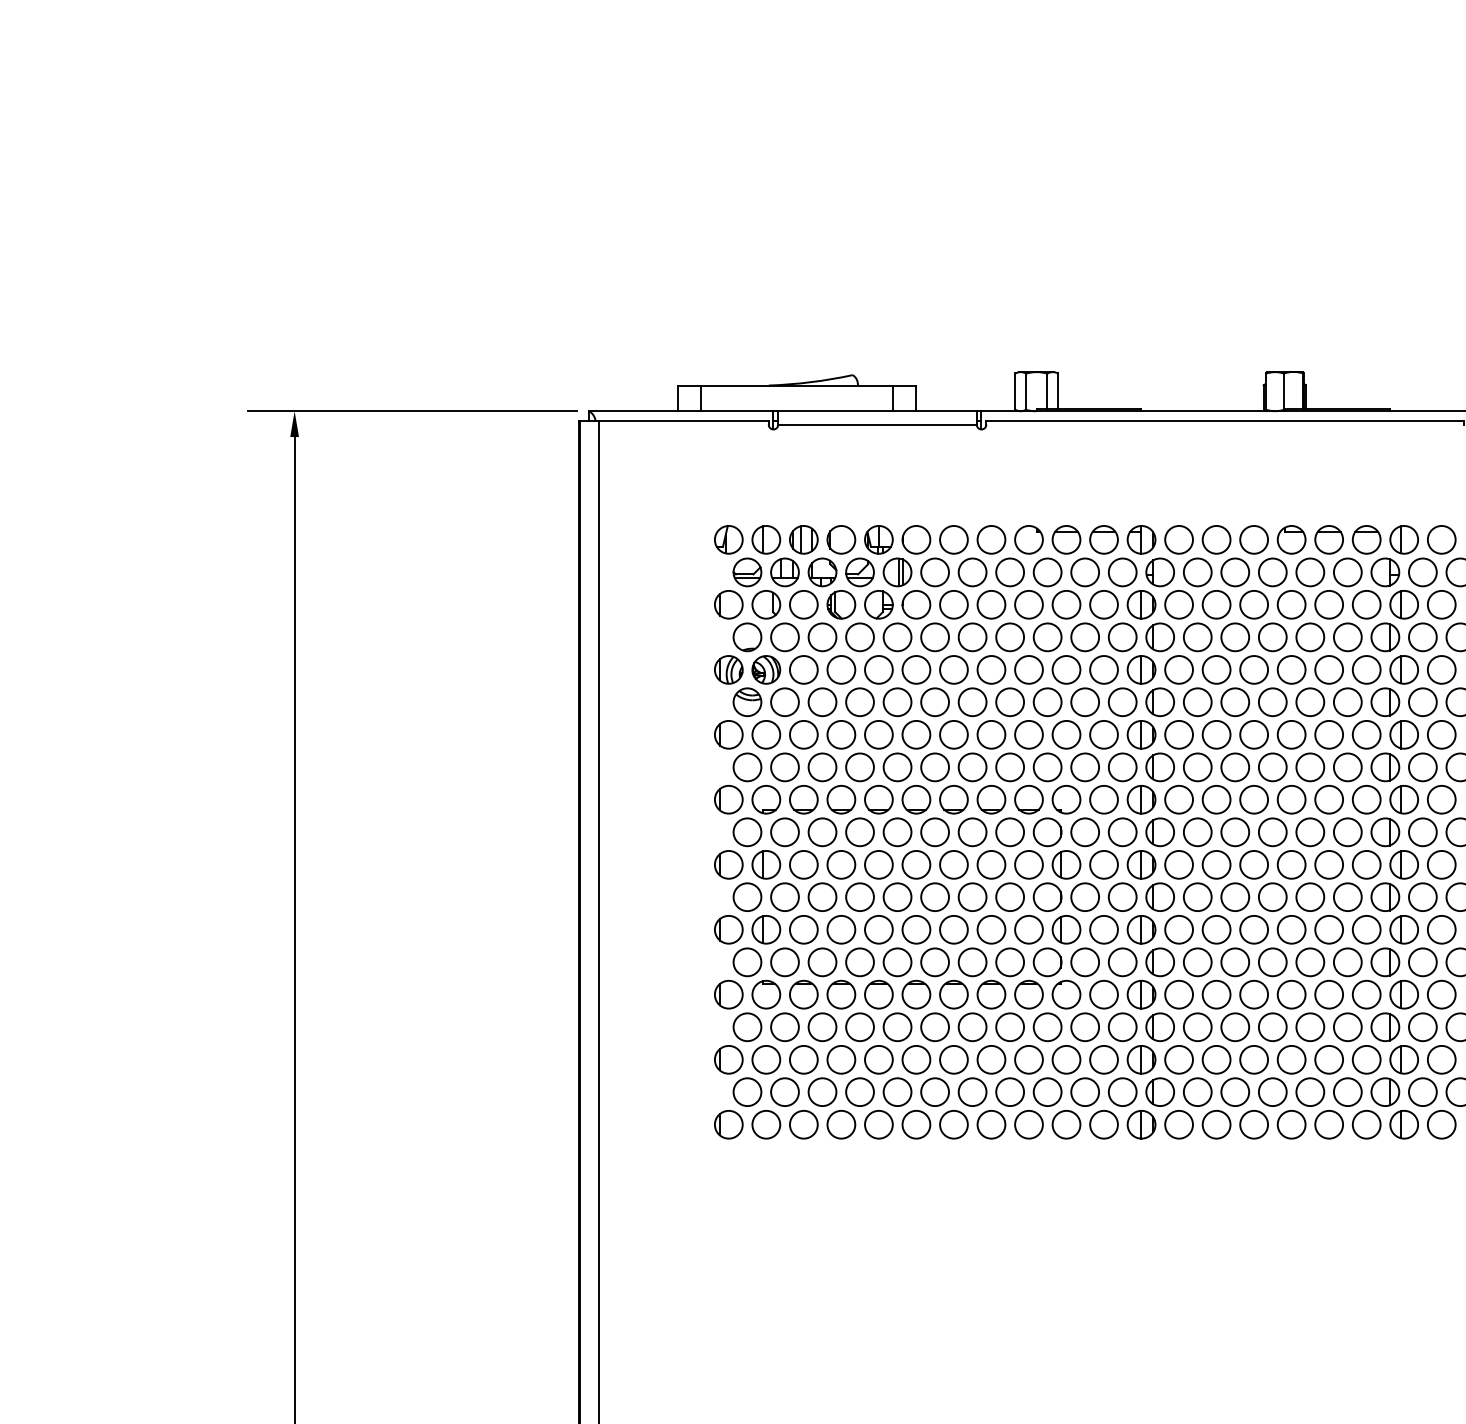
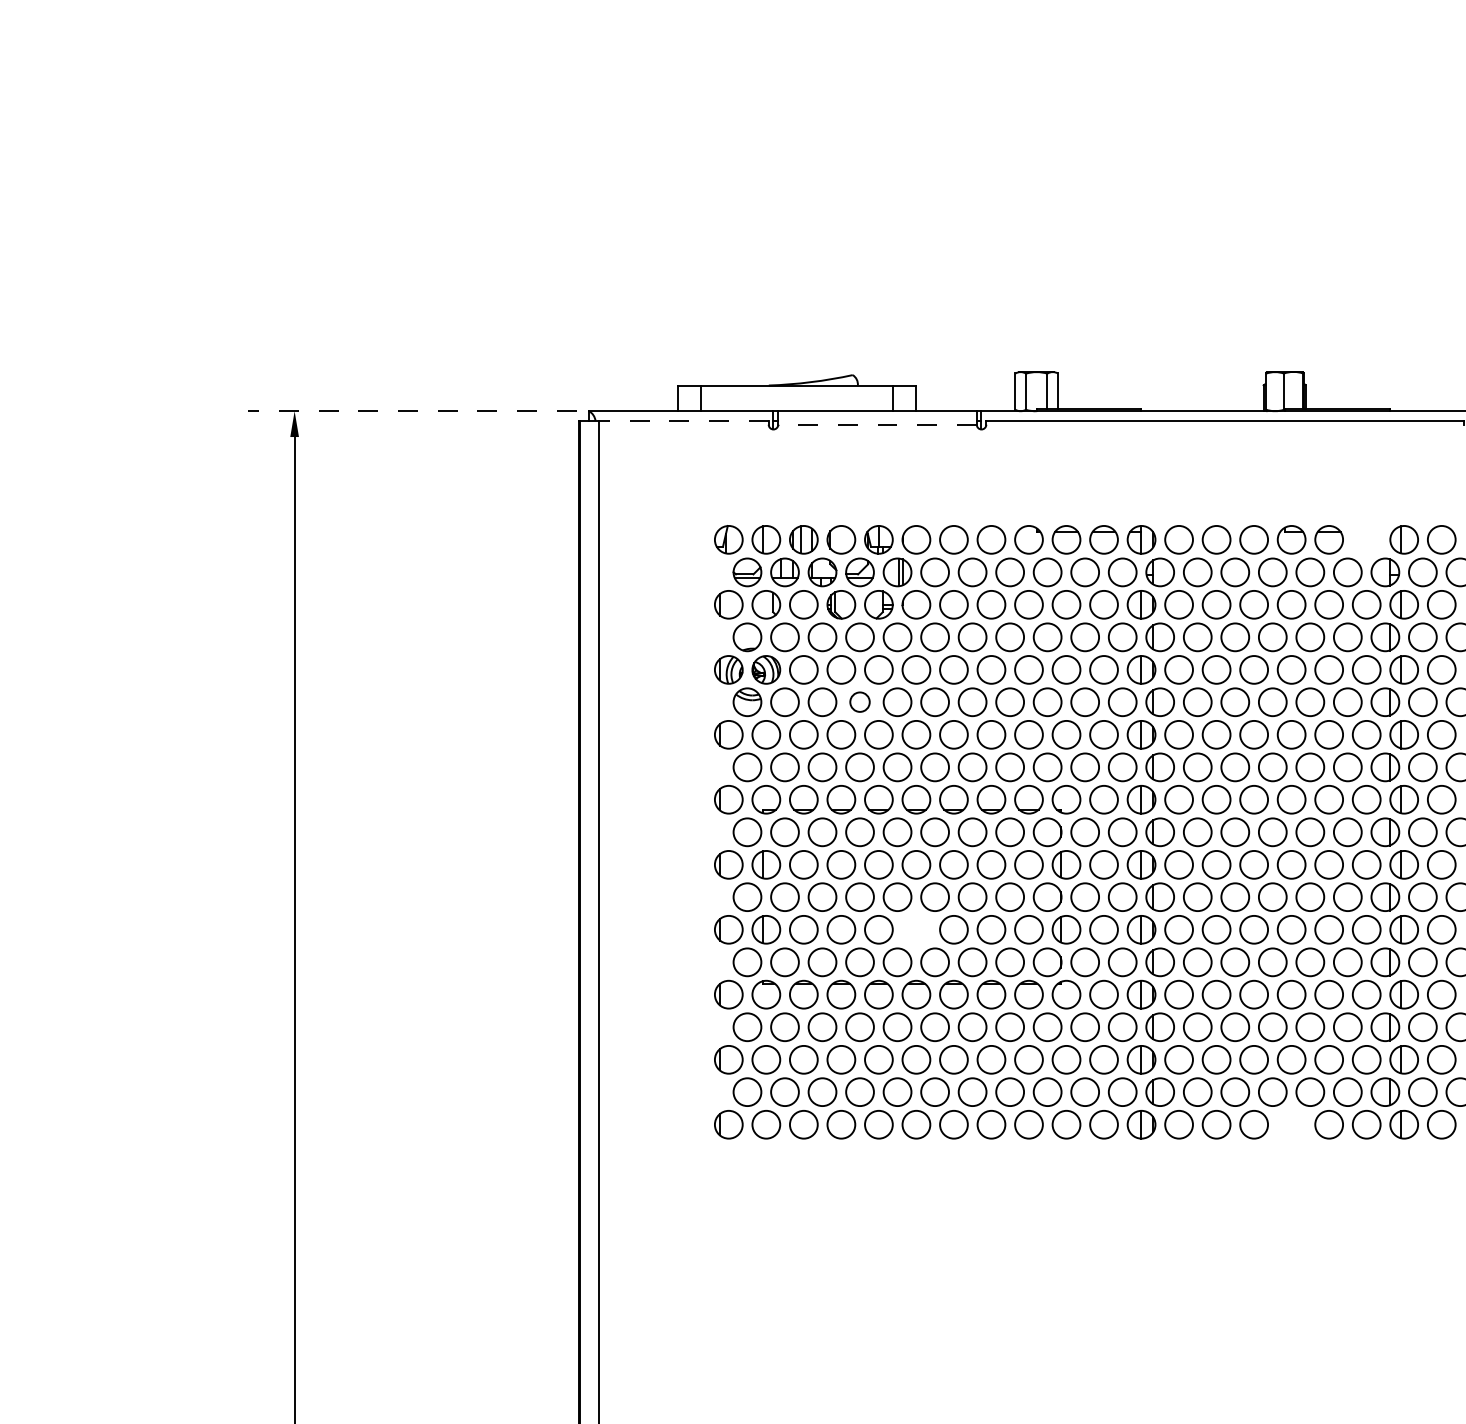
line: solid -> dashed (412, 411)
line: solid -> dashed (683, 420)
line: solid -> dashed (877, 424)
part: present -> none (1366, 539)
circle size: 30x30 px -> 22x22 px (859, 701)
circle: present -> none (916, 929)
circle: present -> none (1291, 1124)
